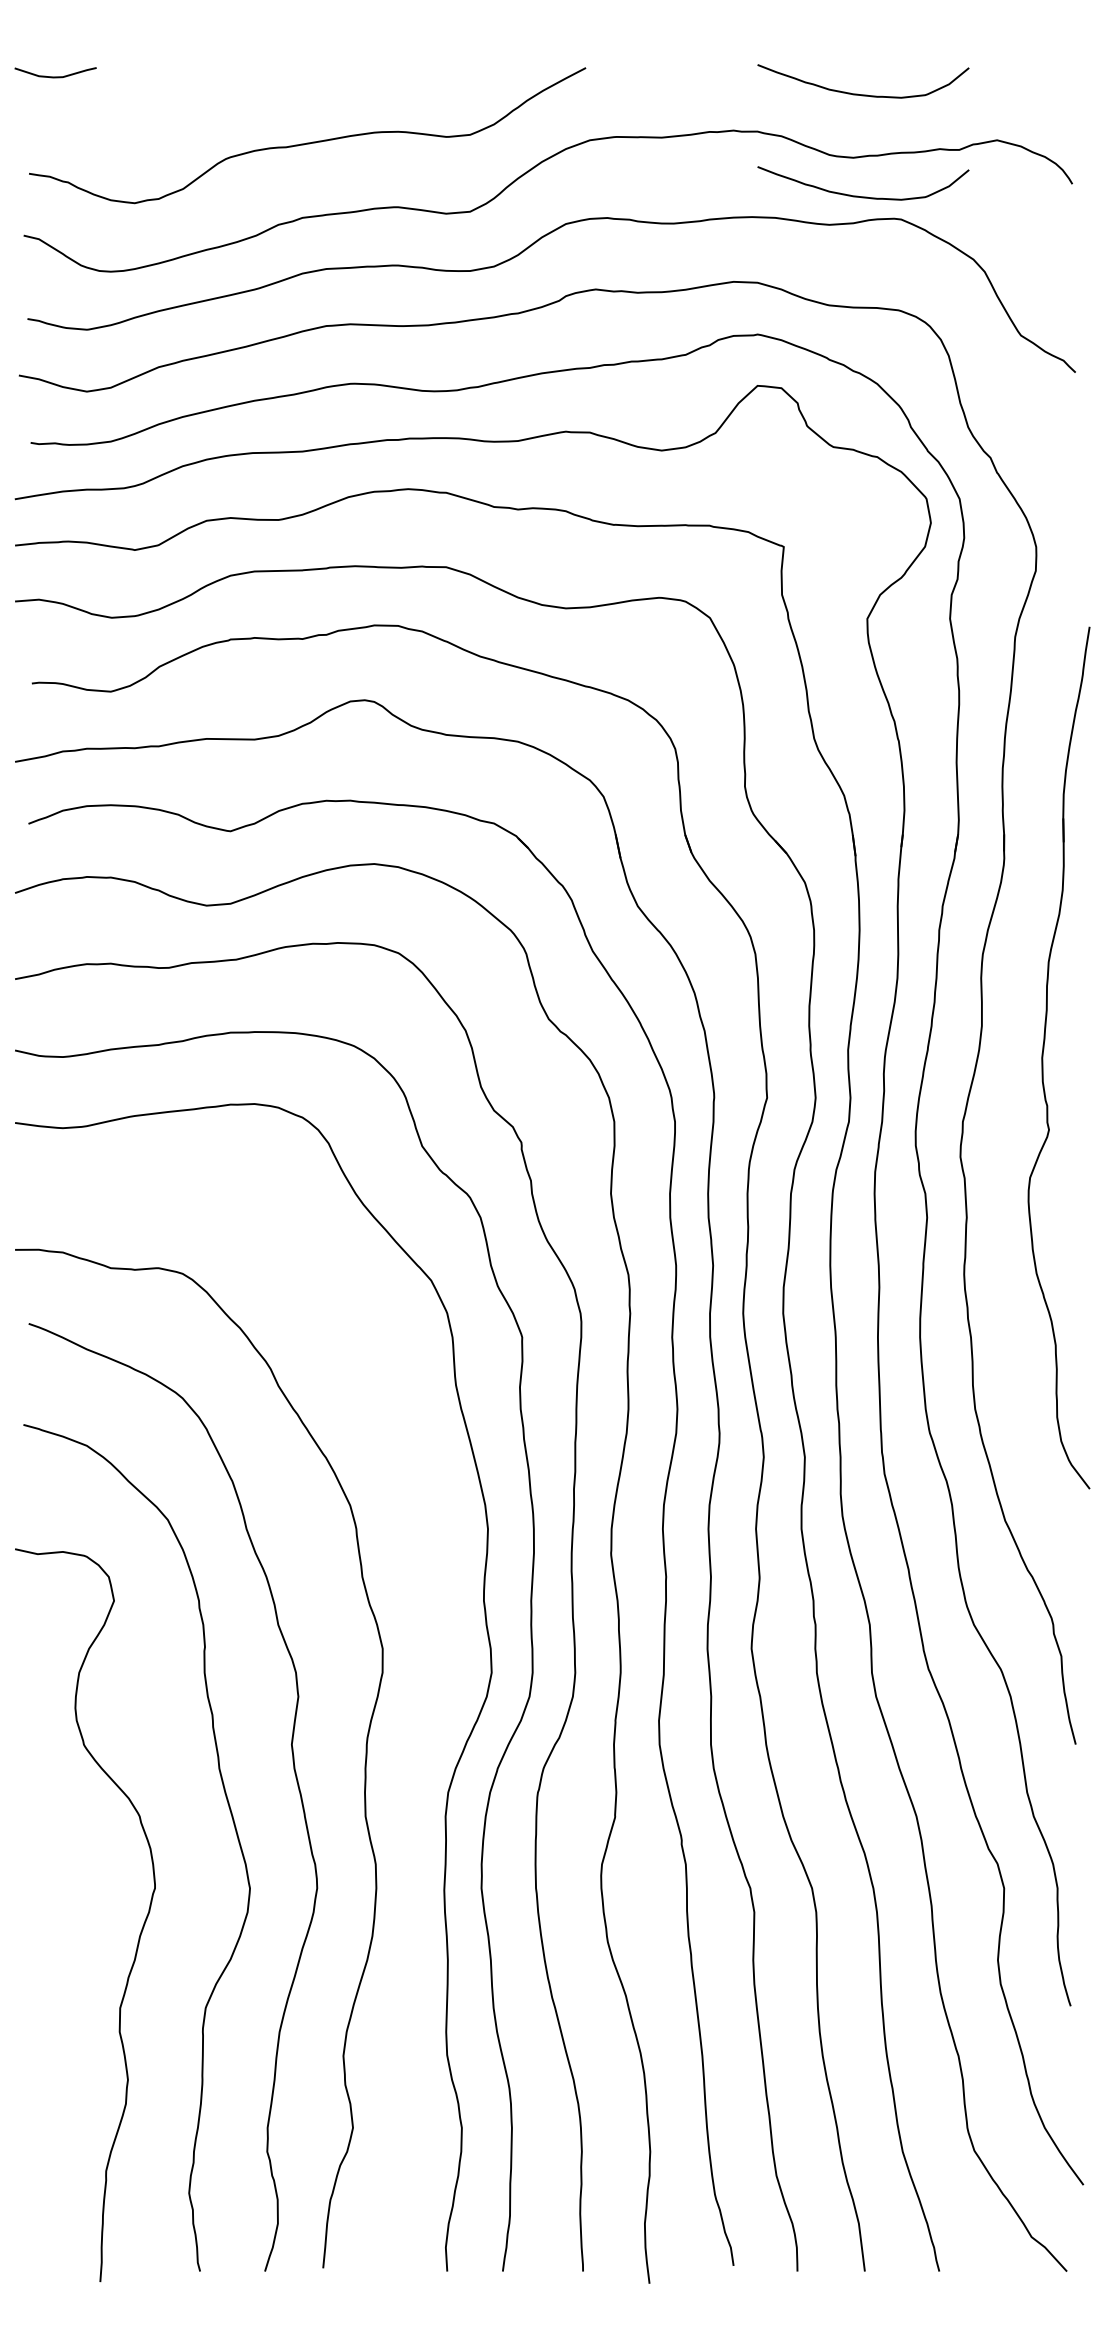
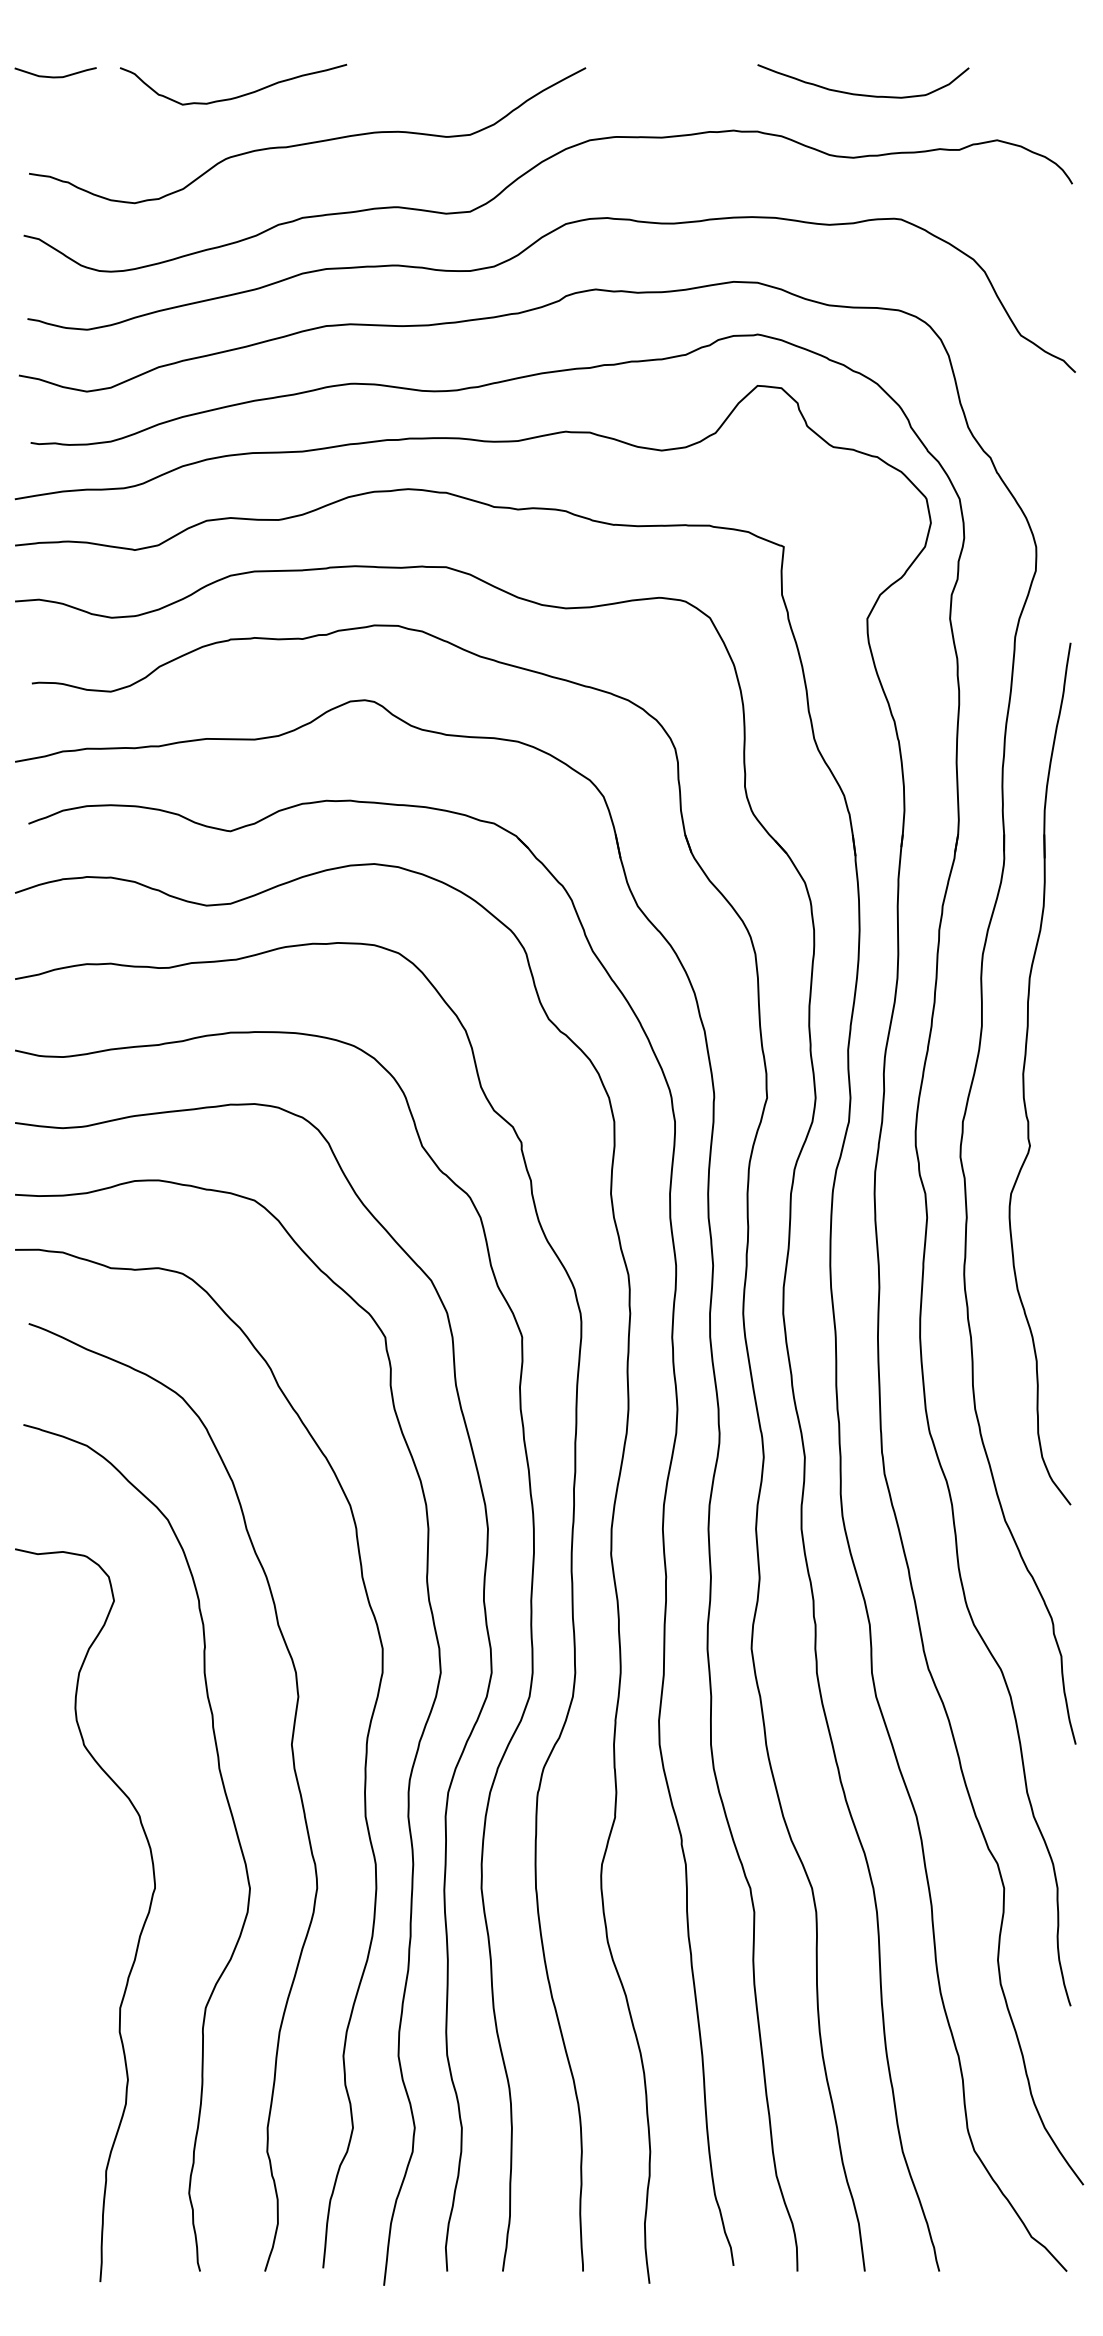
curve: none -> present (236, 96)
curve: present -> none (863, 196)
part position: (1043, 1057) -> (1024, 1073) (1024, 1073)
curve: none -> present (409, 1775)
